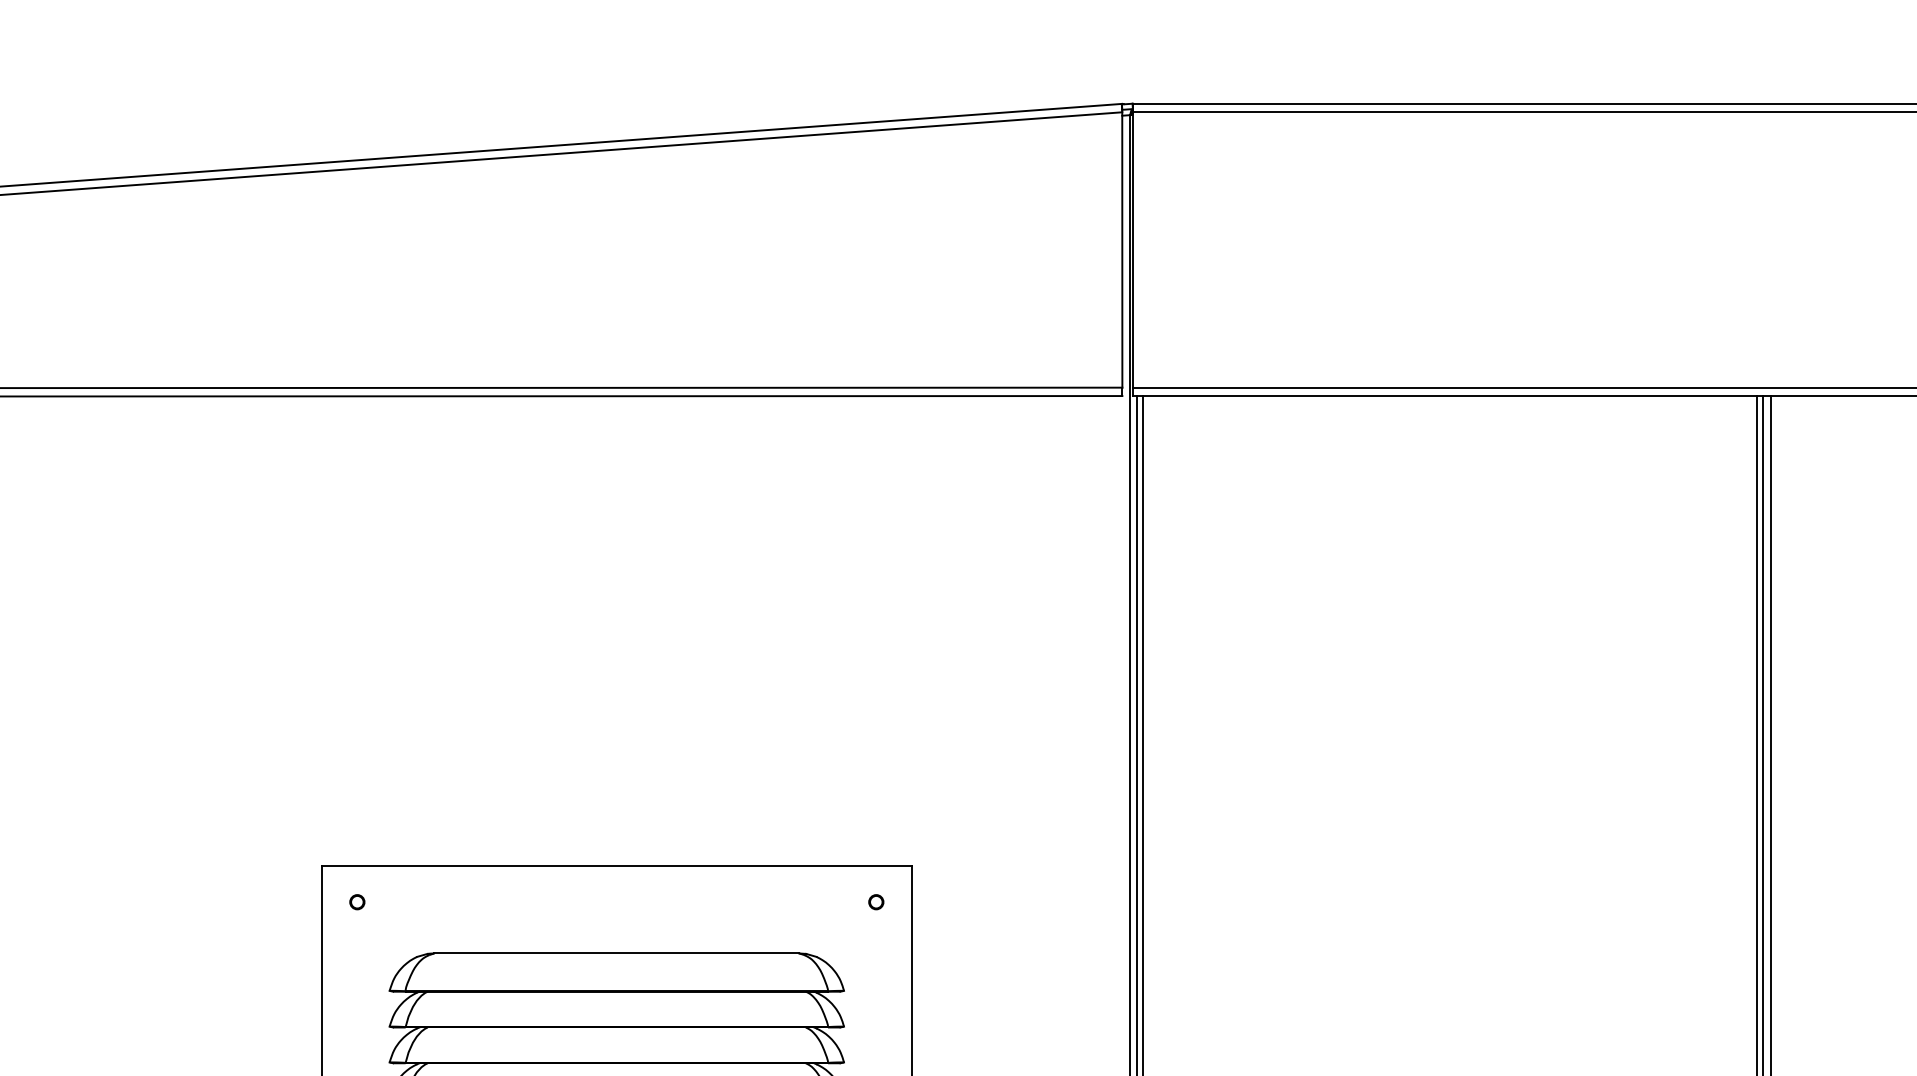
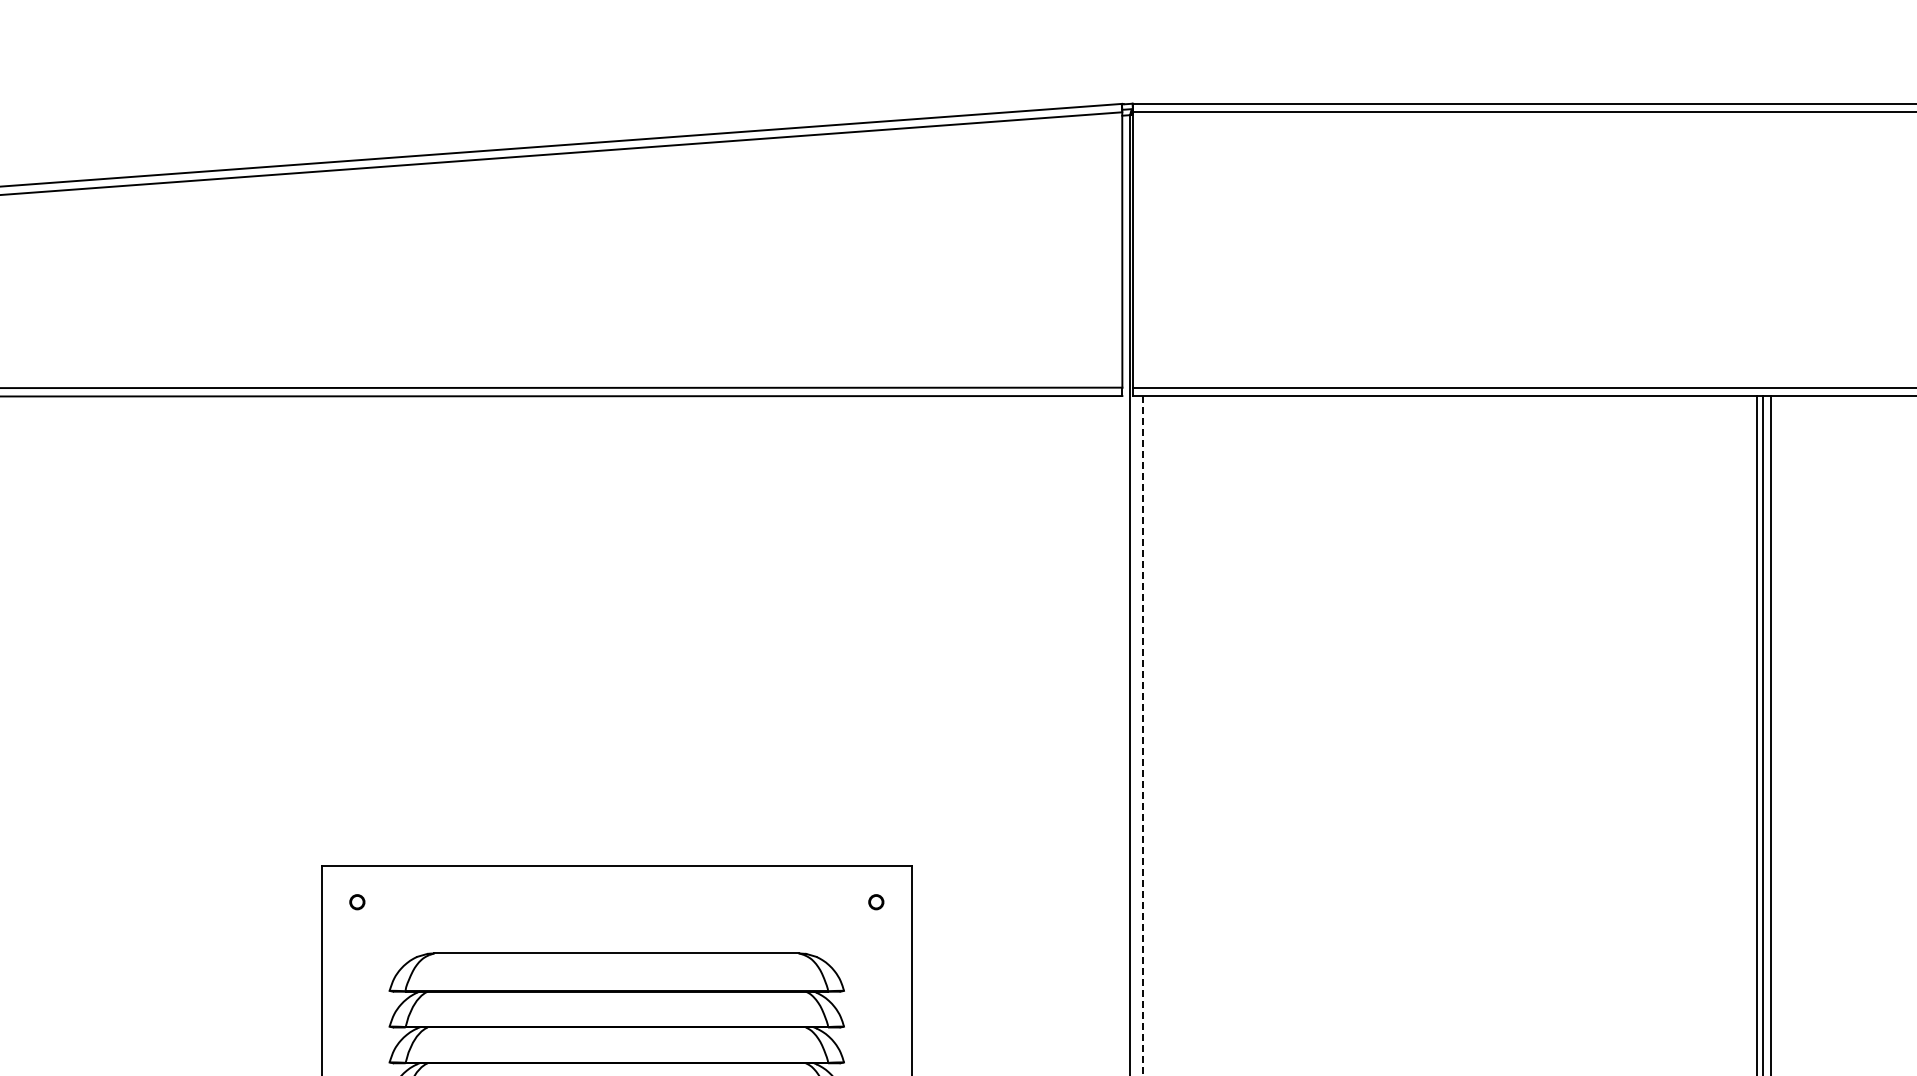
line: present -> none (1136, 733)
line: solid -> dashed (1143, 735)
